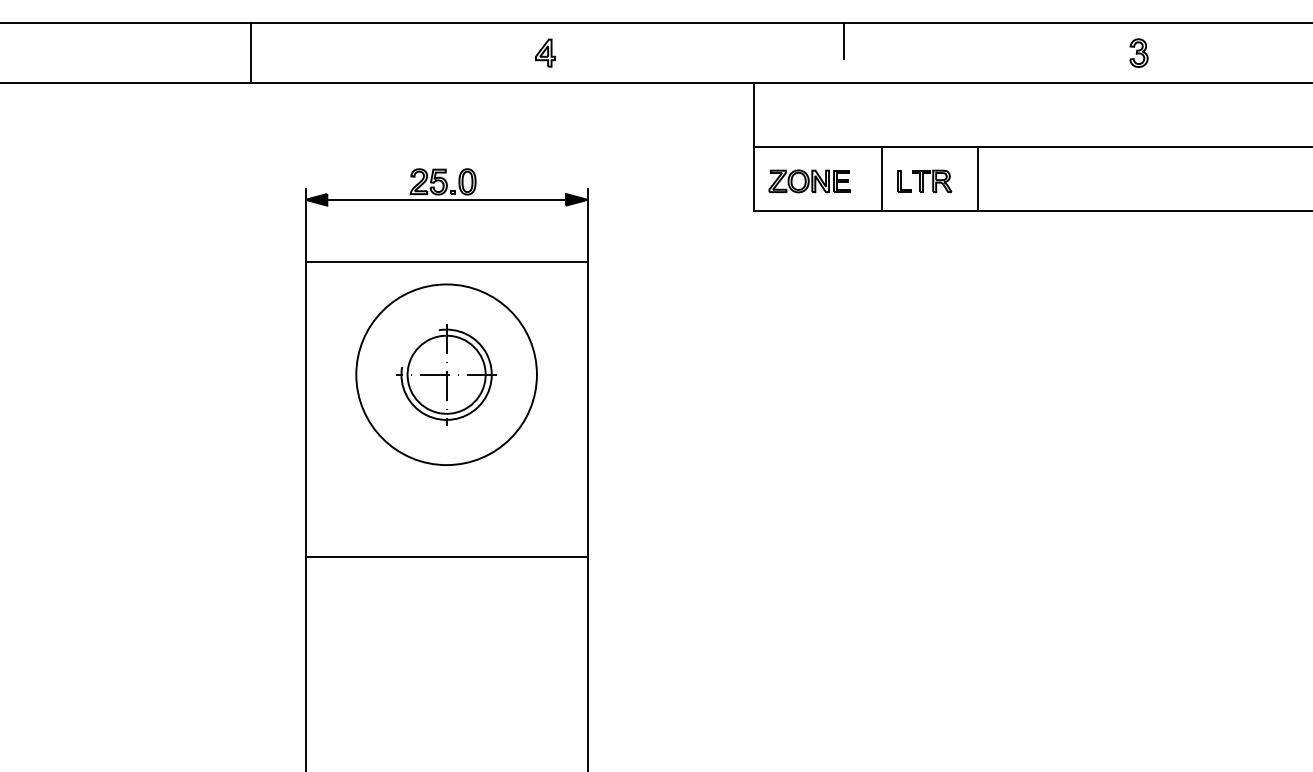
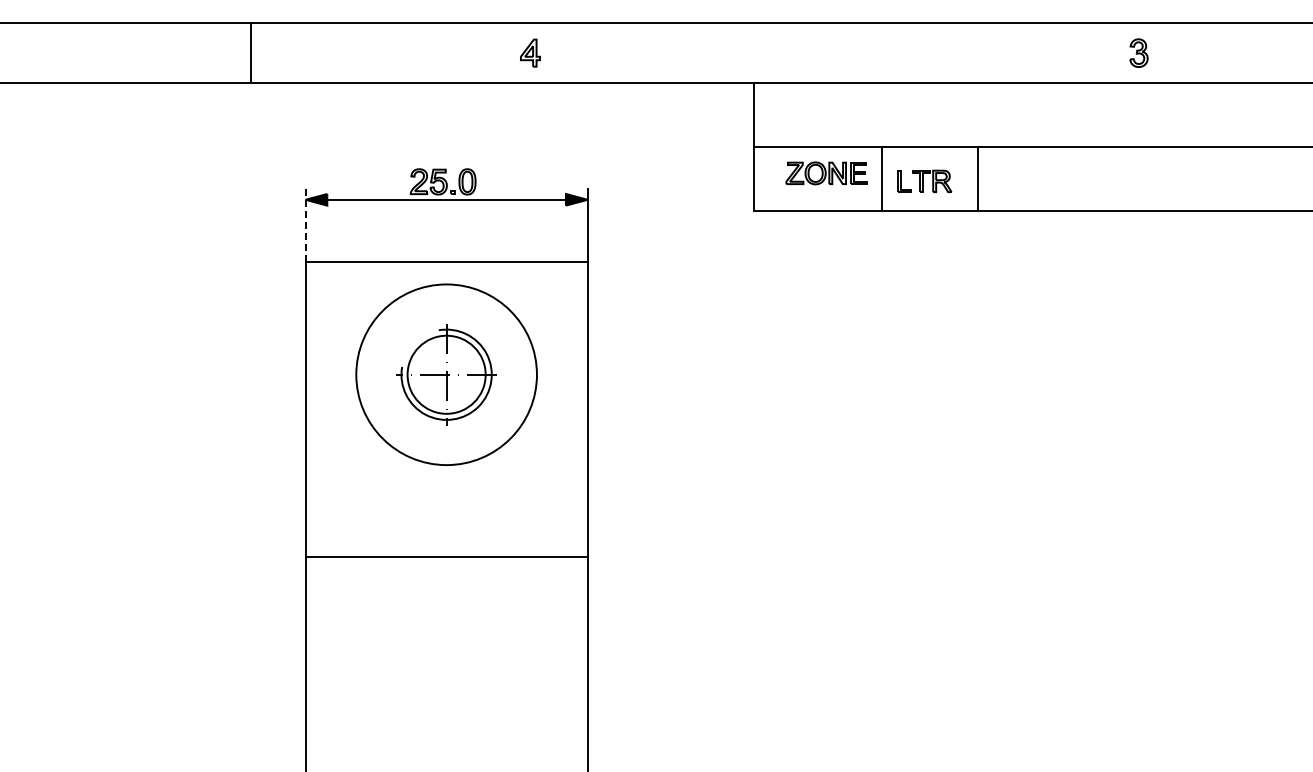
line: present -> none (843, 40)
part position: (545, 52) -> (530, 52) (530, 52)
part position: (809, 181) -> (826, 173) (826, 173)
line: solid -> dashed (305, 225)
